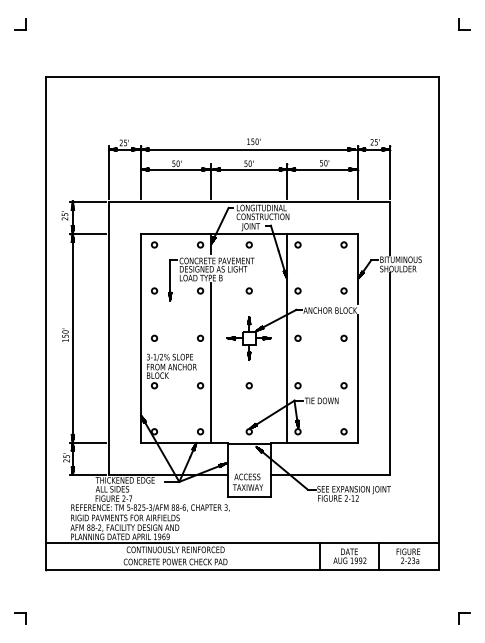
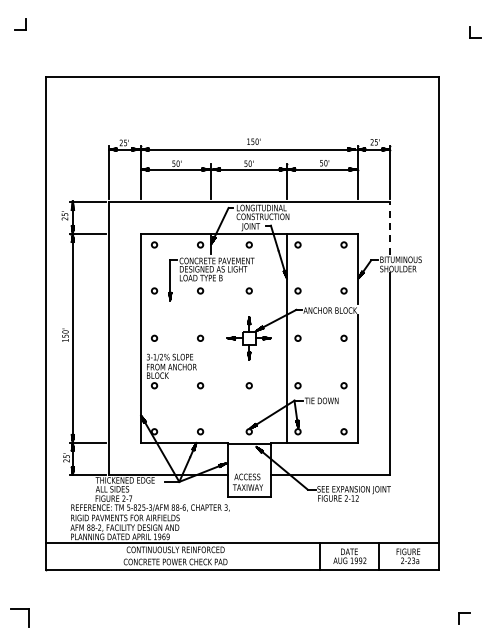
part position: (464, 24) -> (475, 32) (475, 32)
line: solid -> dashed (390, 228)
line: present -> none (211, 362)
part size: 13x13 px -> 20x20 px (19, 617)
